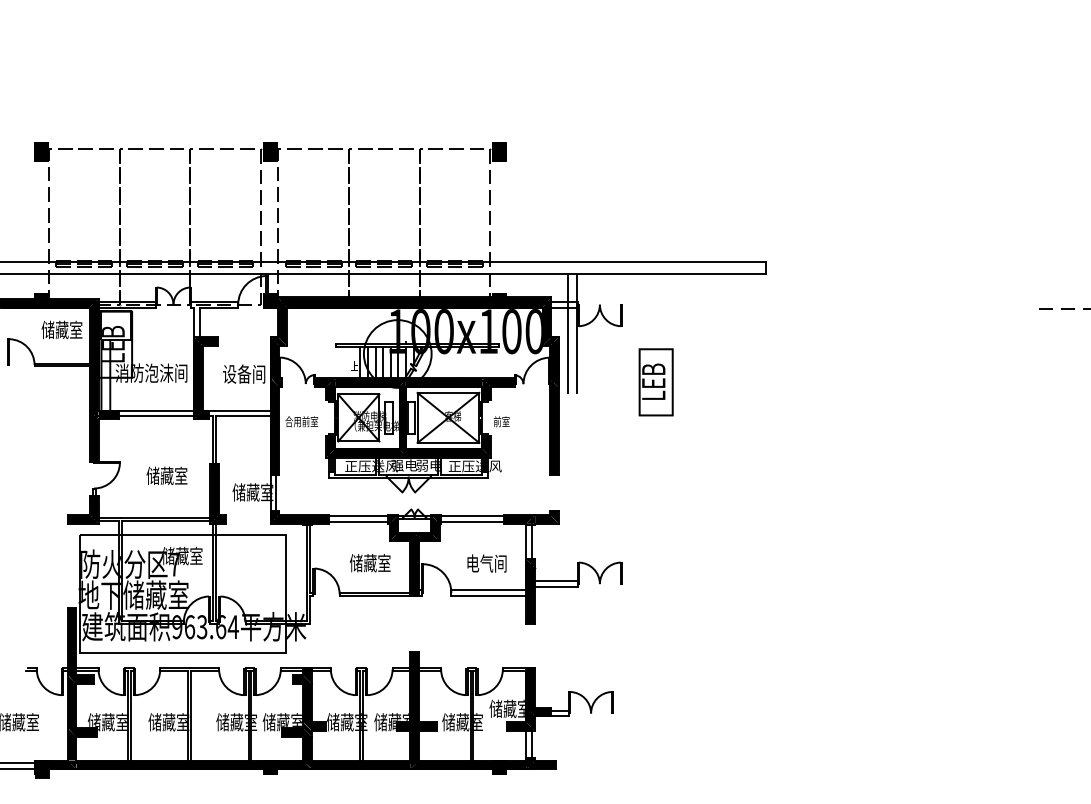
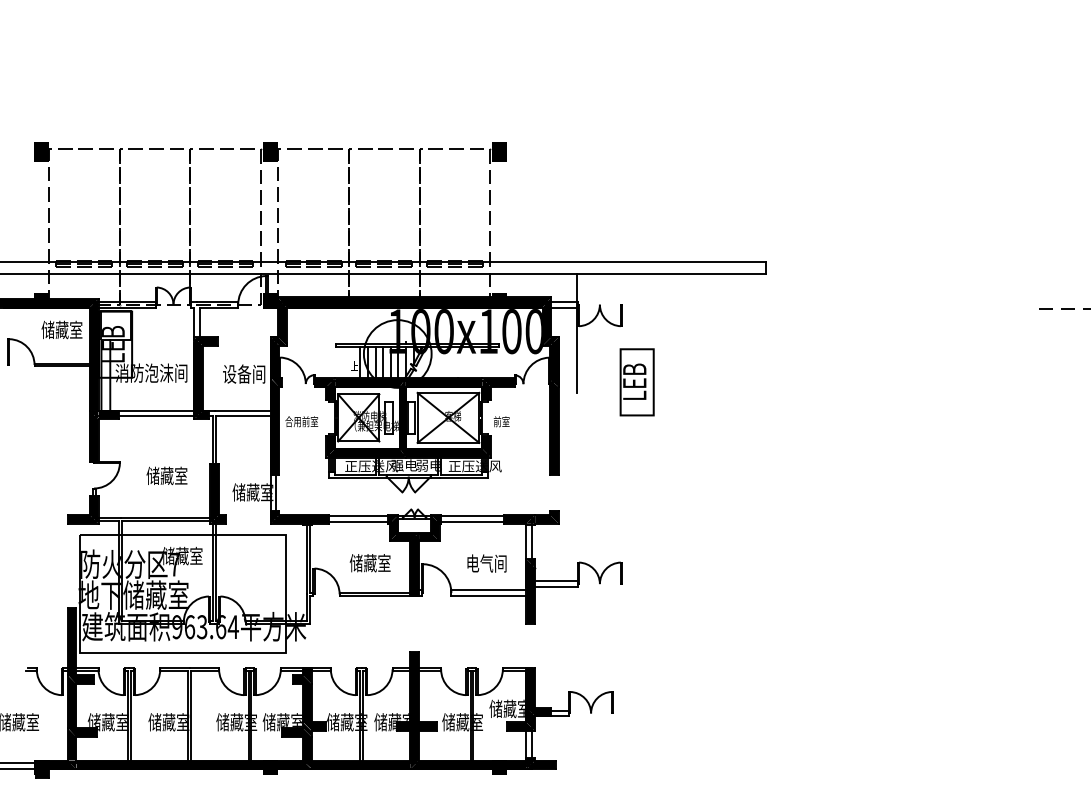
line: present -> none (568, 333)
text position: (655, 382) -> (636, 382) (636, 382)
